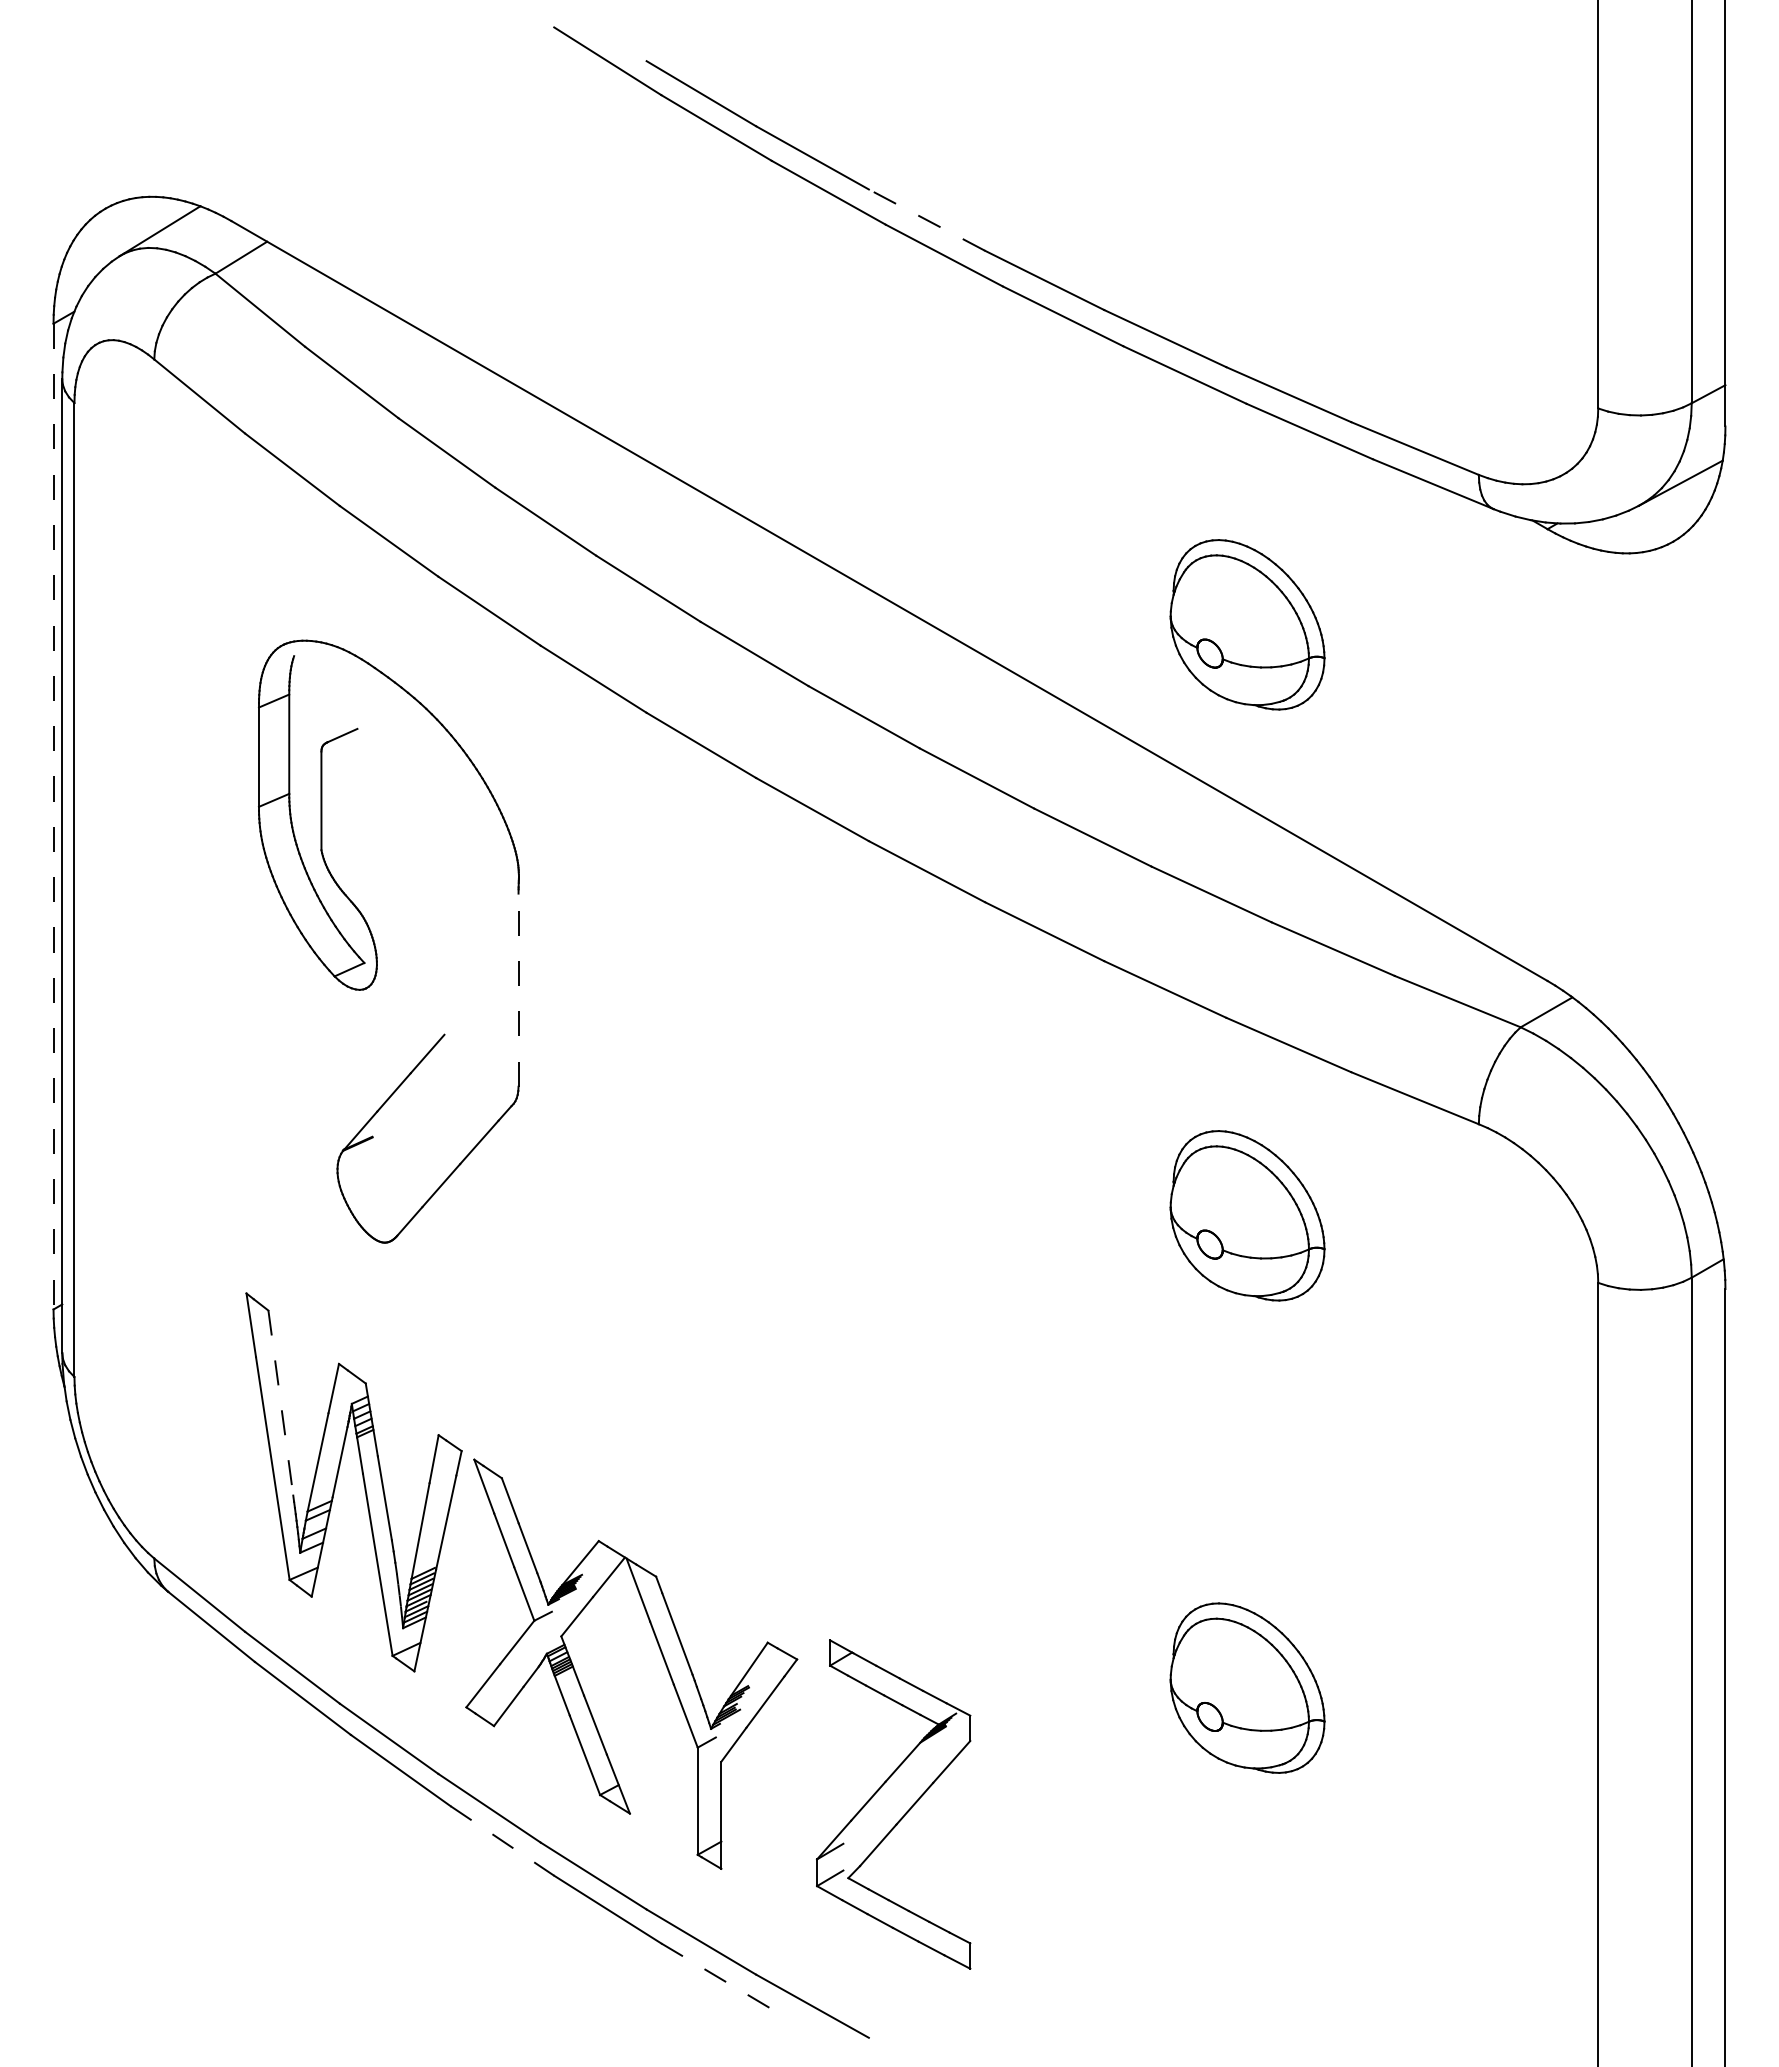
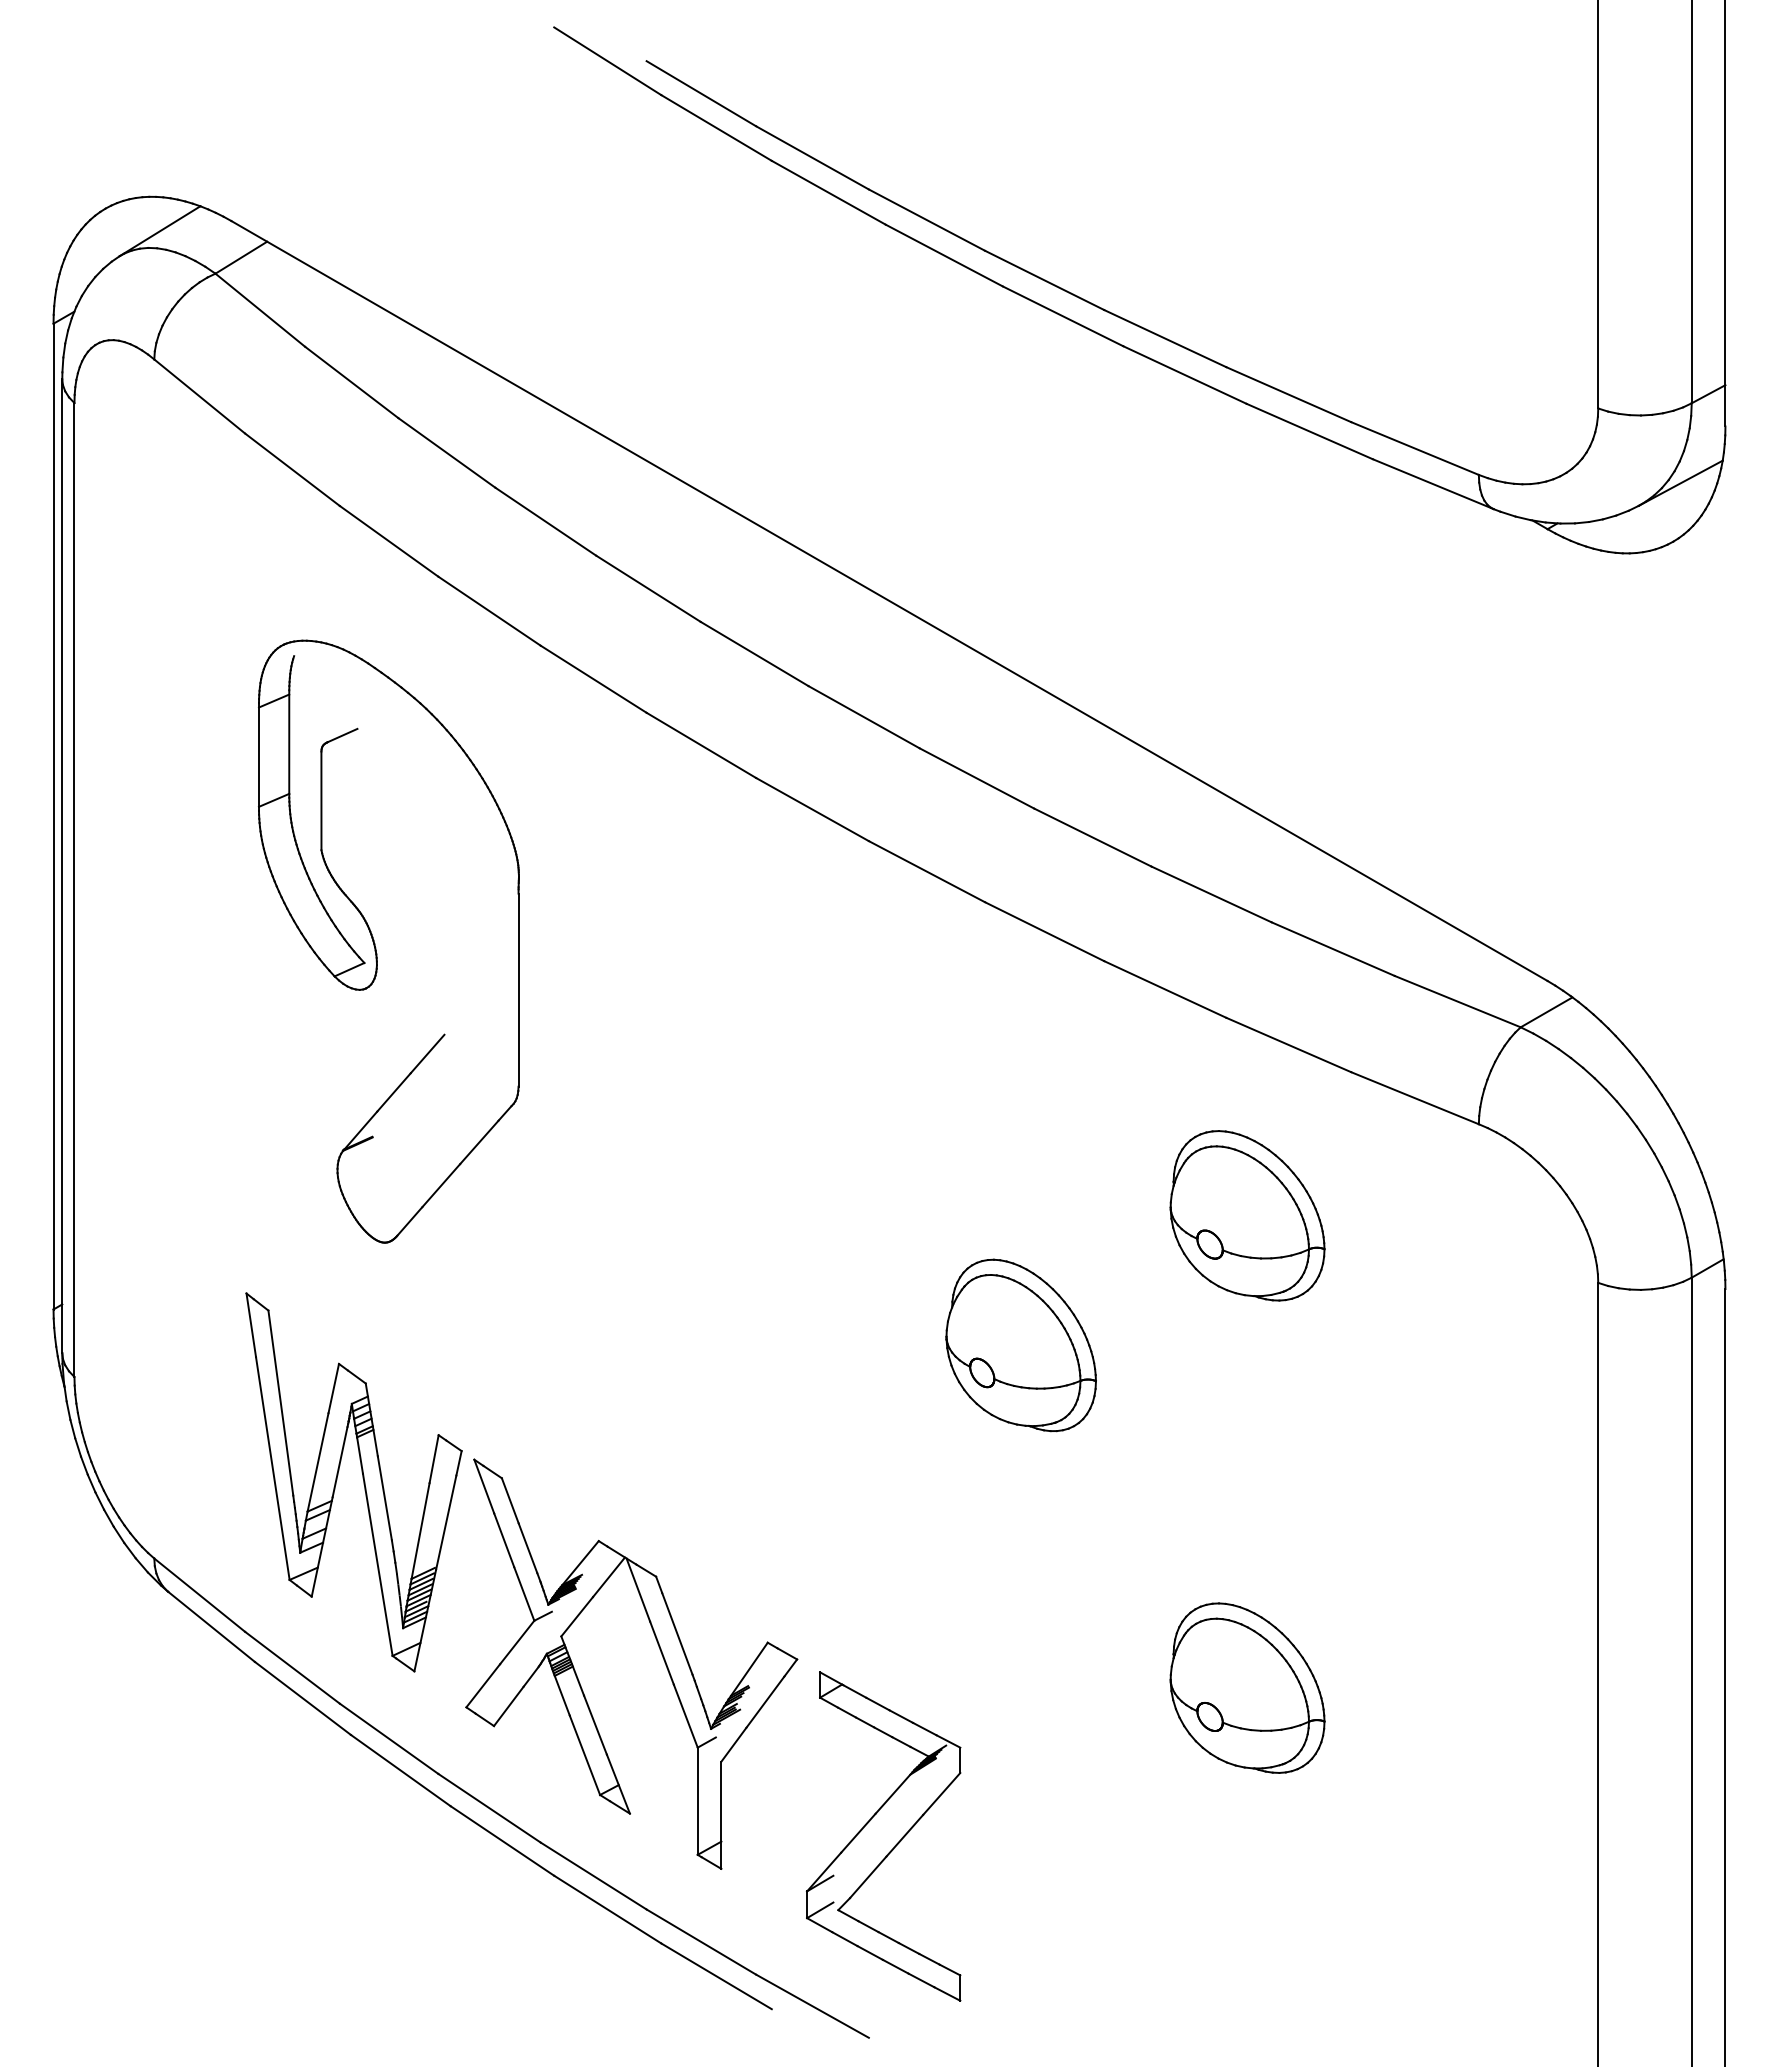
line: dashed -> solid (926, 220)
part: present -> none (1247, 624)
line: dashed -> solid (53, 816)
line: dashed -> solid (518, 990)
part: none -> present (1020, 1345)
line: dashed -> solid (280, 1403)
part position: (893, 1804) -> (883, 1836) (883, 1836)
line: dashed -> solid (502, 1841)
line: dashed -> solid (716, 1976)
